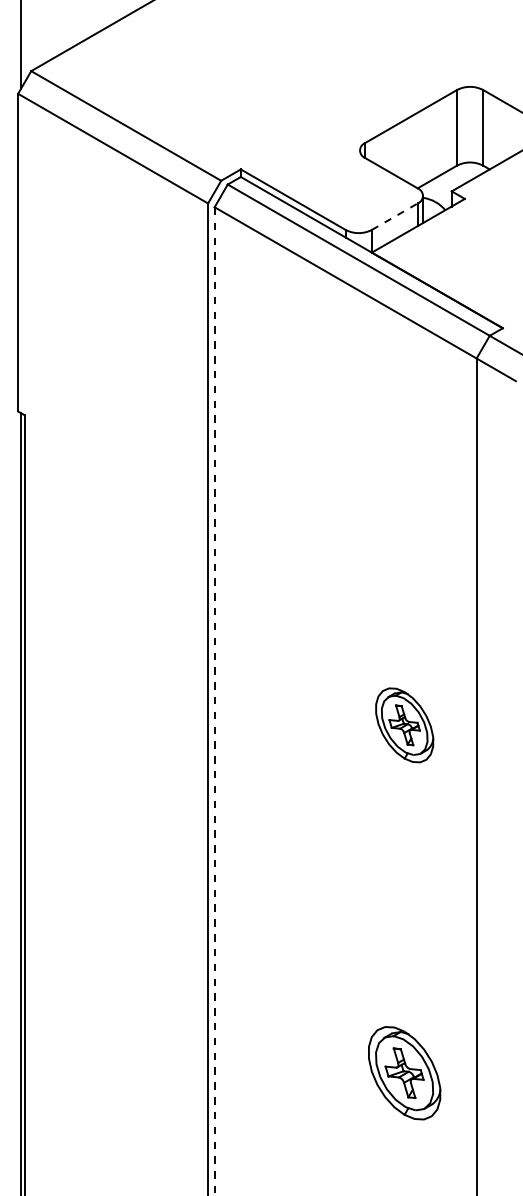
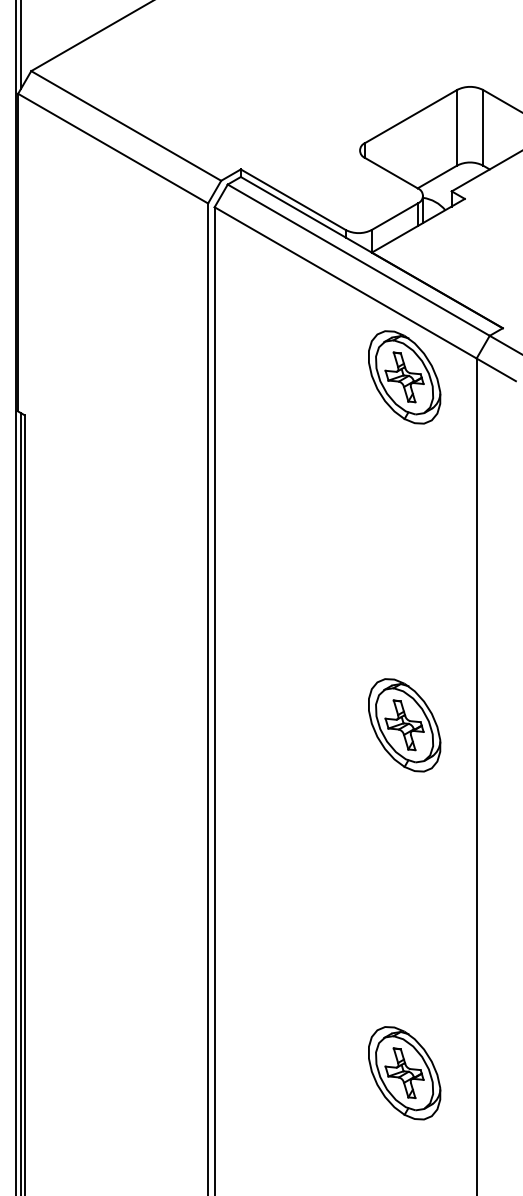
line: dashed -> solid (395, 216)
part: none -> present (404, 377)
line: none -> present (15, 597)
line: dashed -> solid (214, 701)
part size: 60x77 px -> 74x95 px (404, 725)
